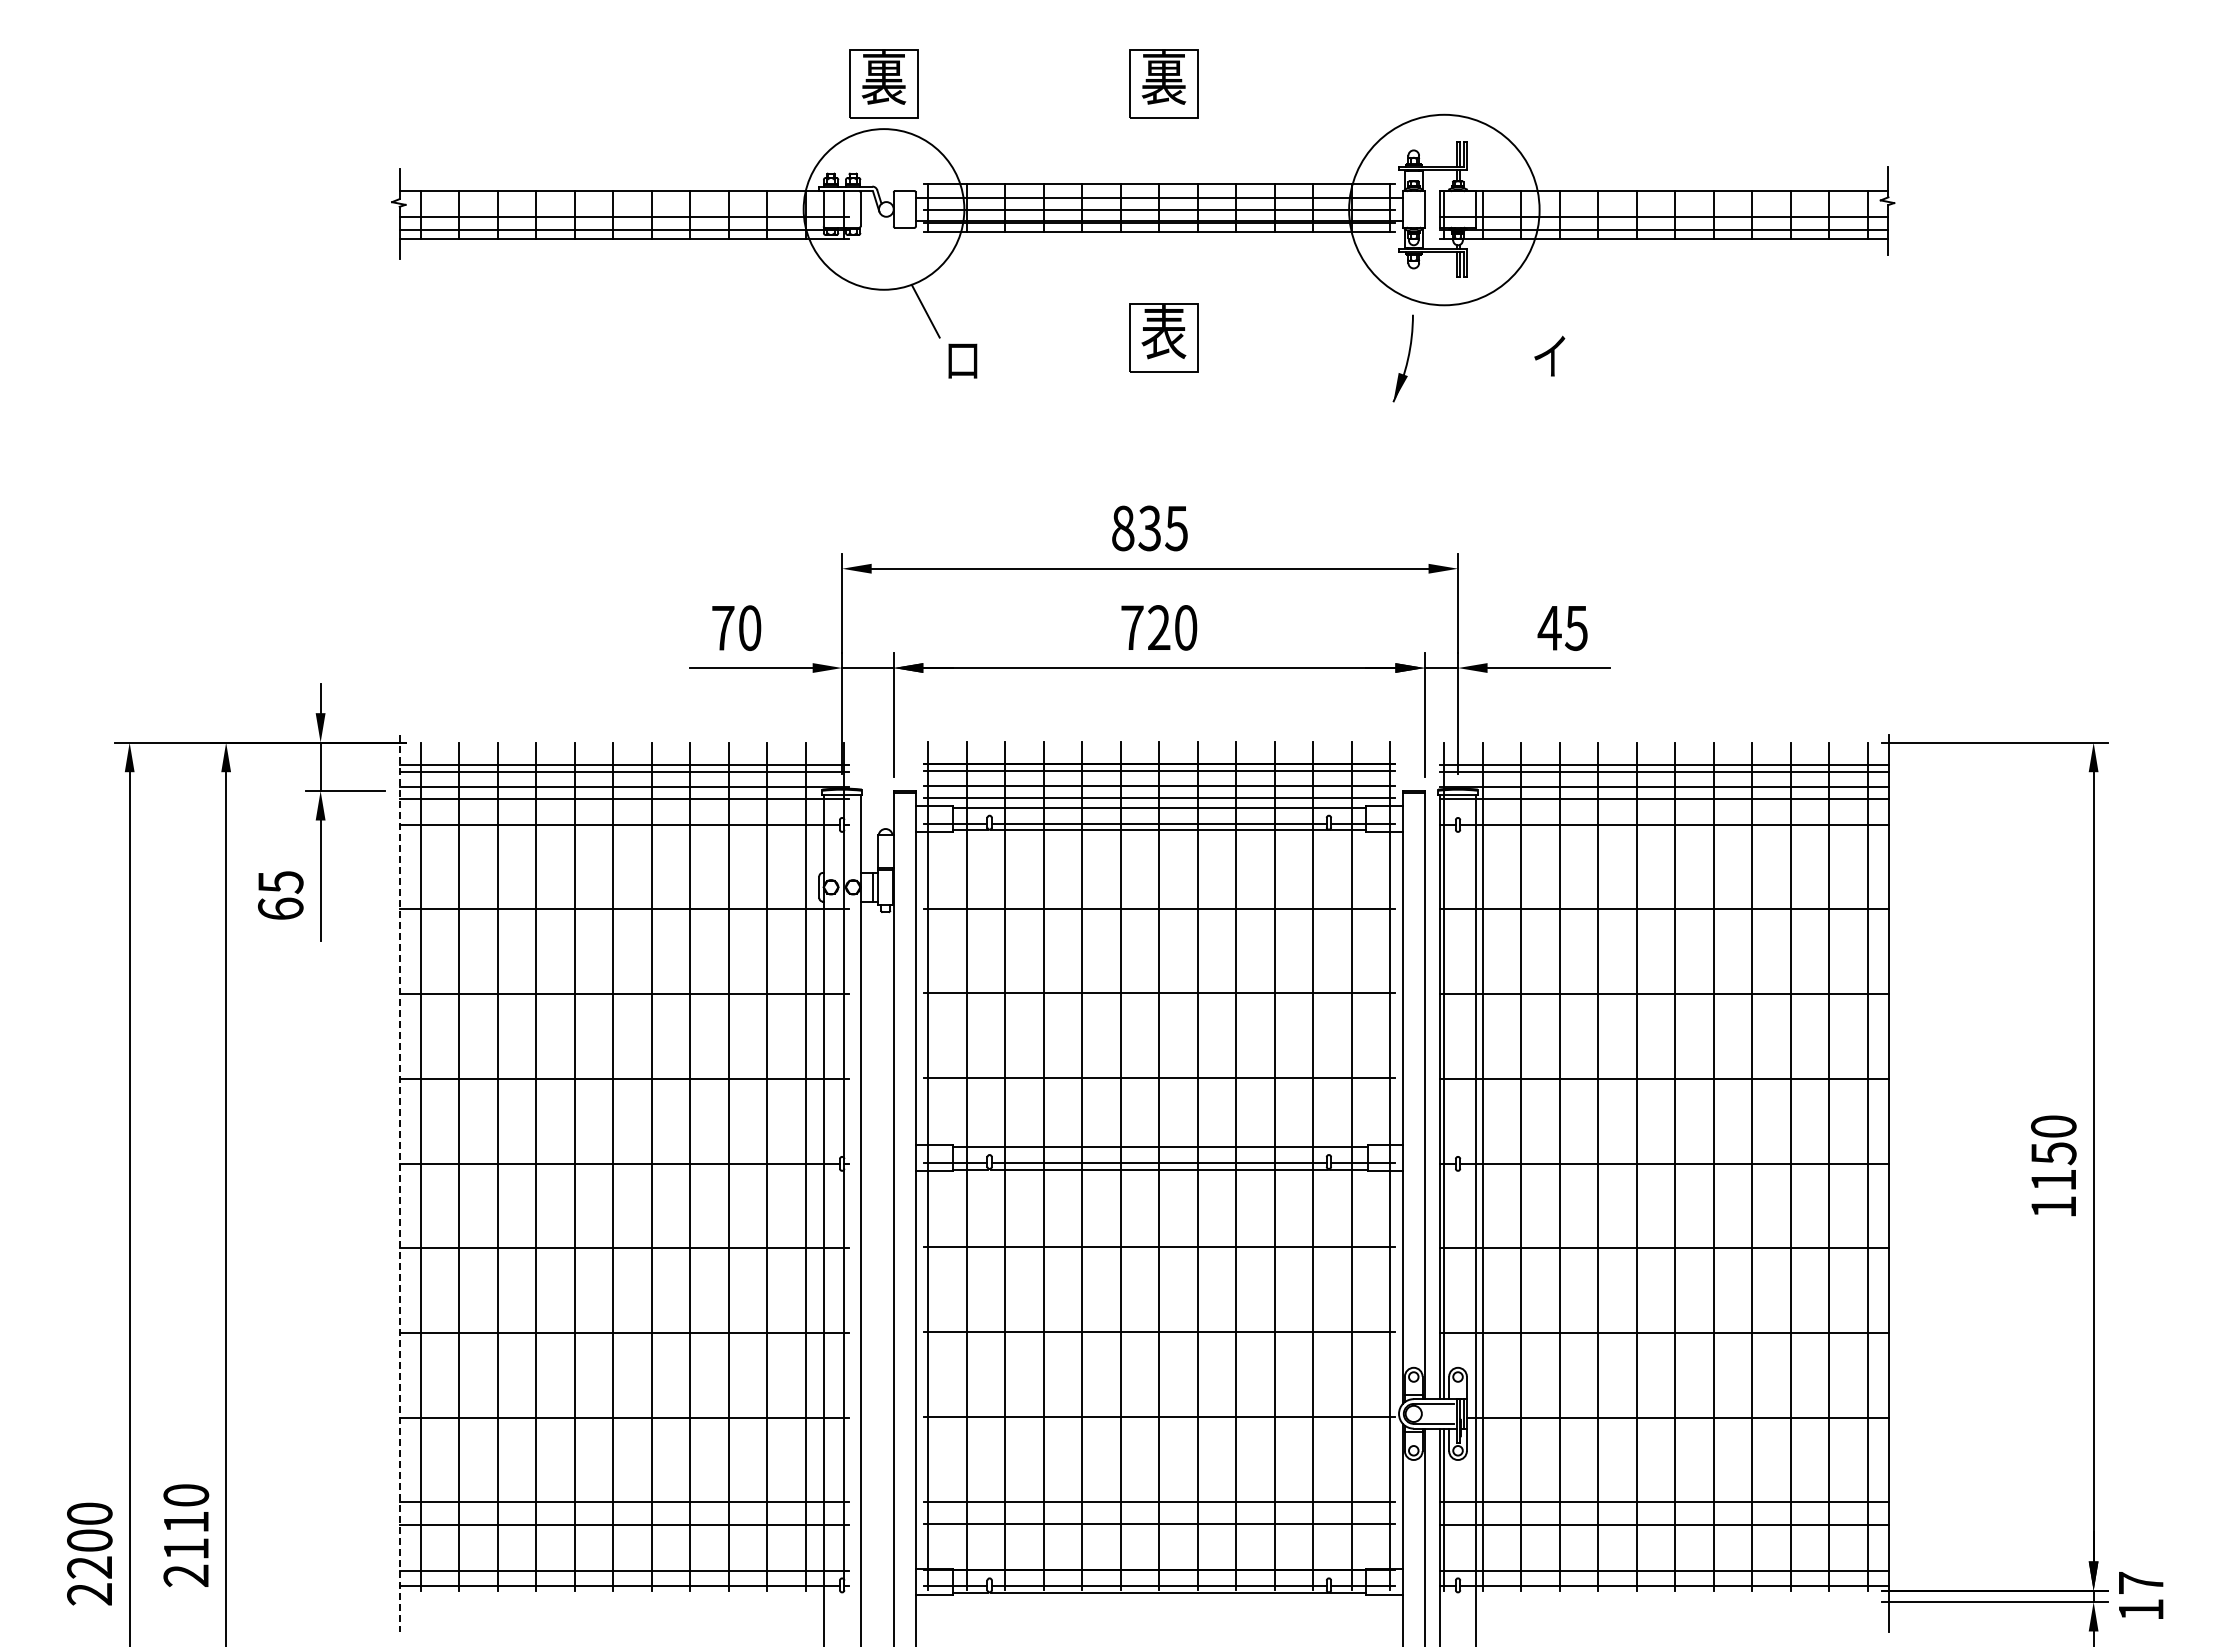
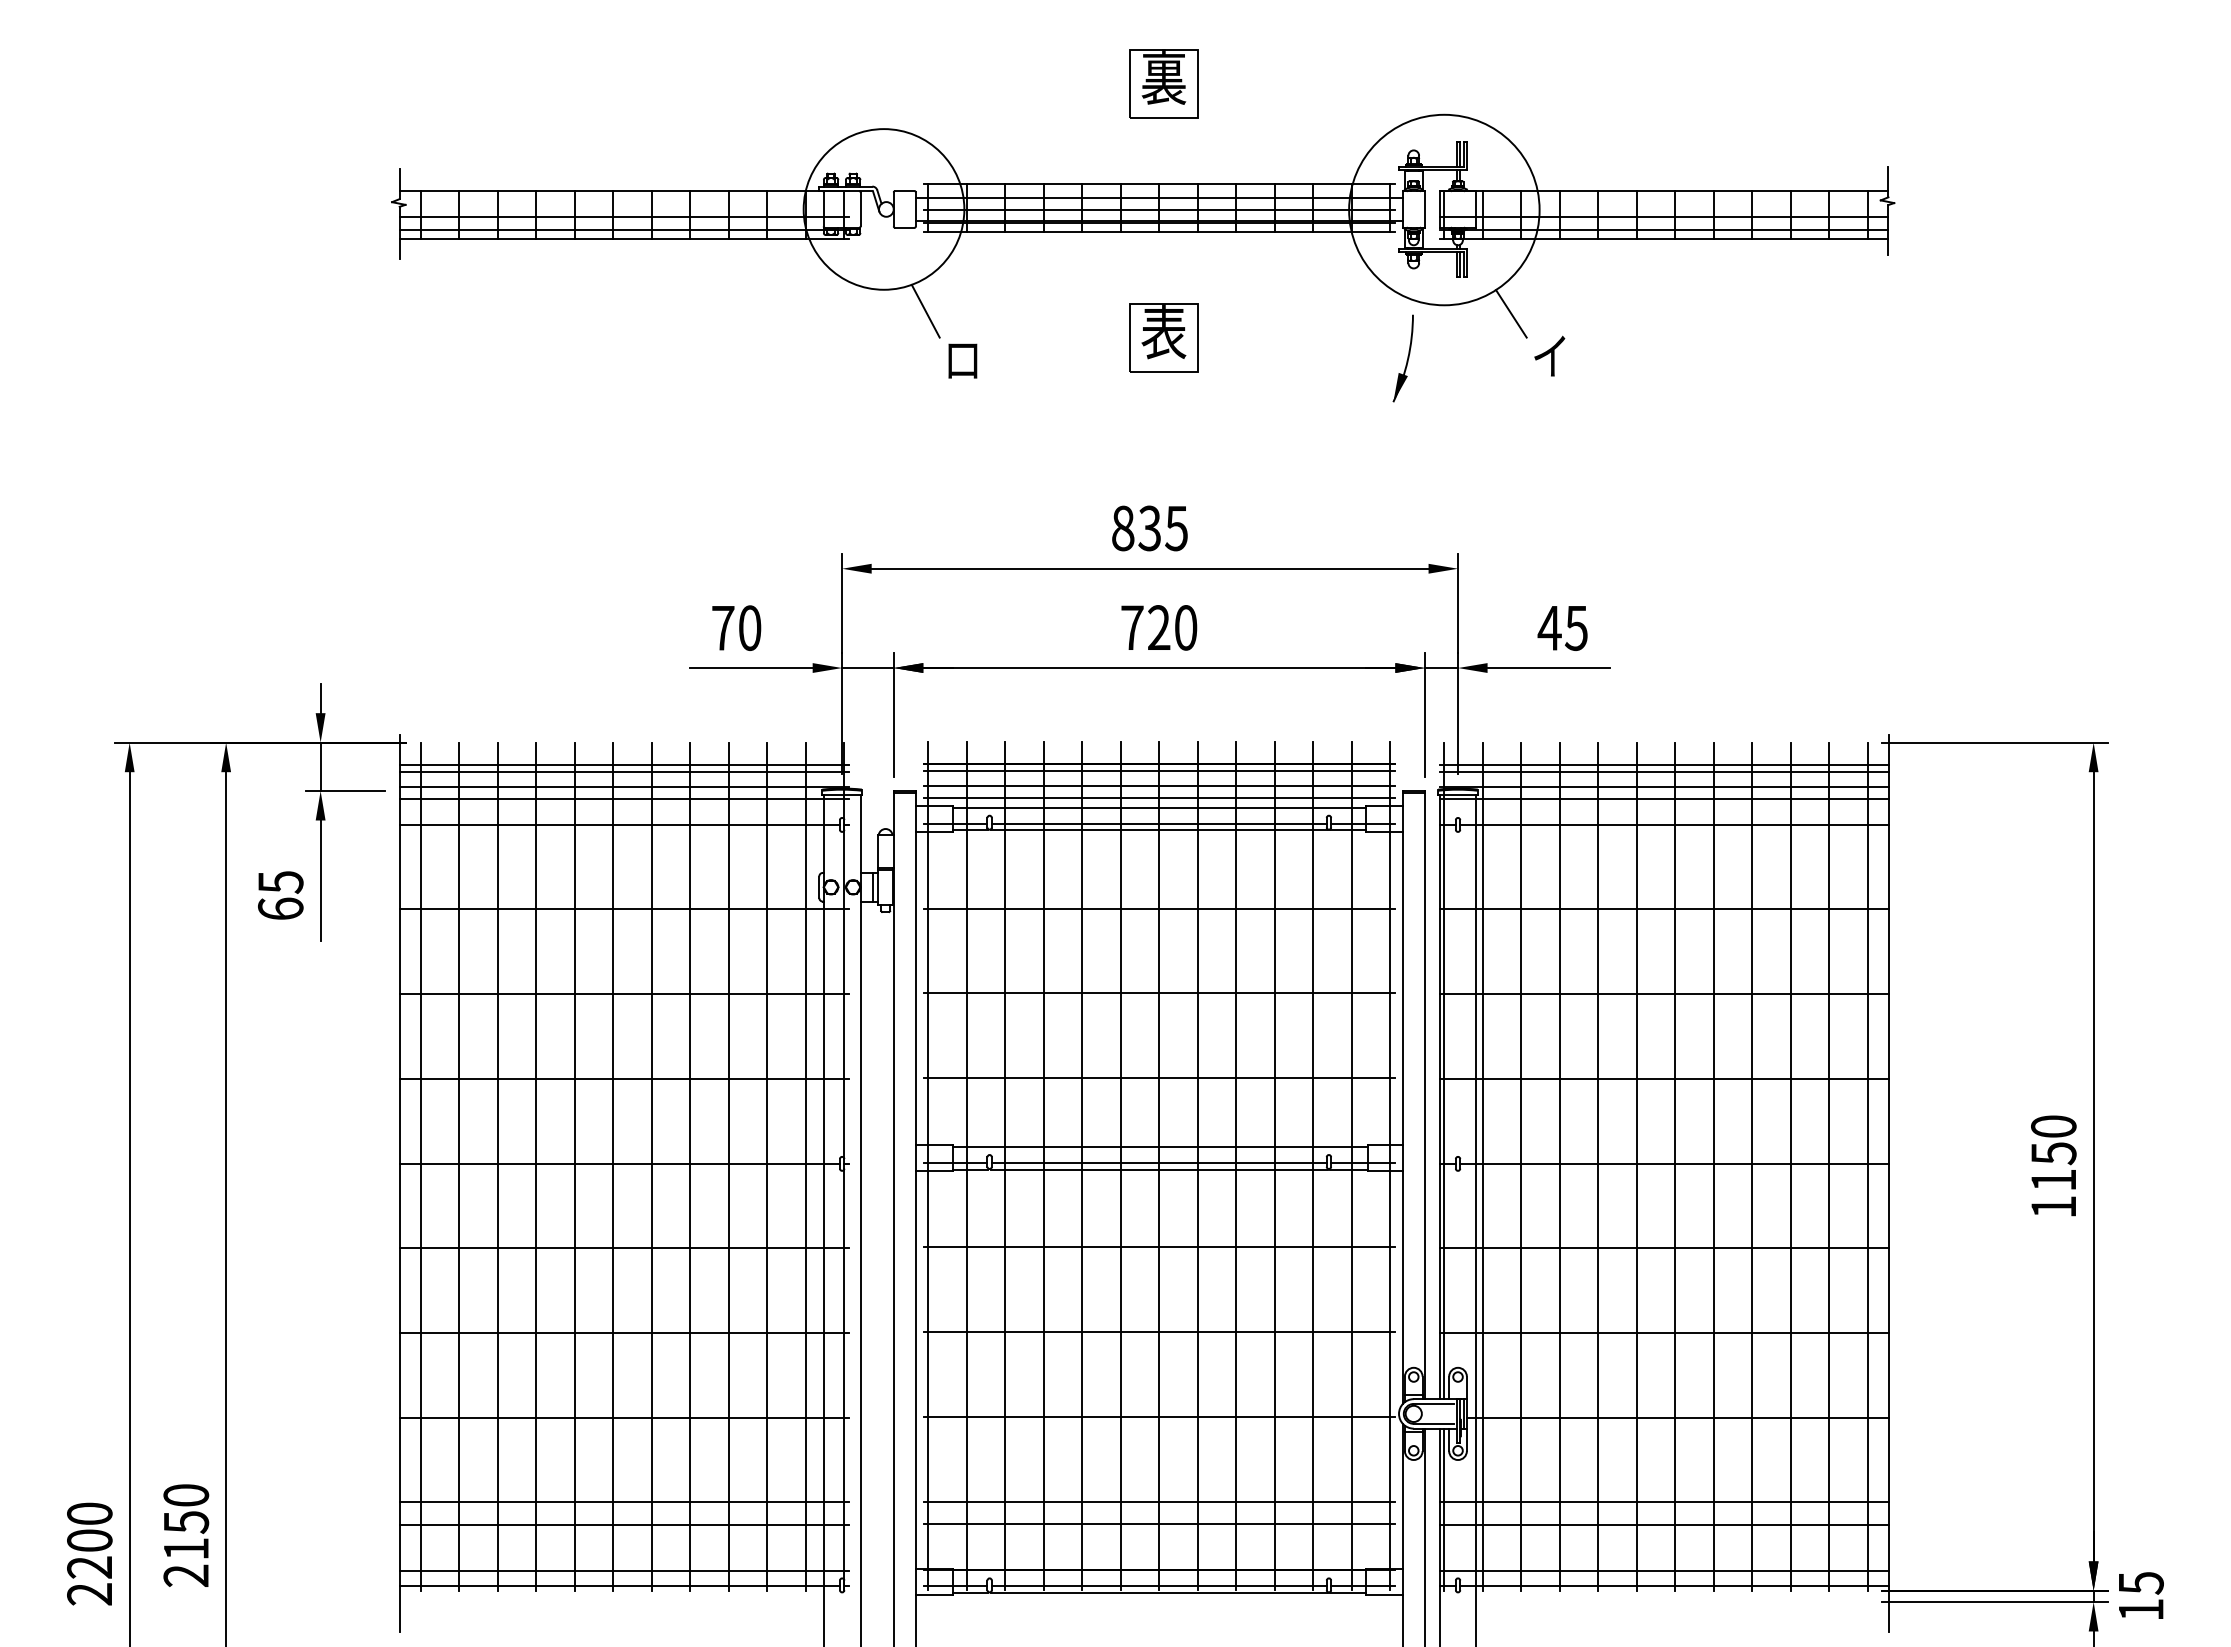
part: present -> none (883, 83)
line: none -> present (1511, 313)
line: dashed -> solid (399, 1183)
text: 2110 -> 2150 (186, 1522)
text: 17 -> 15 (2141, 1583)
